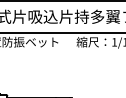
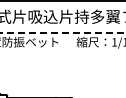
line: solid -> dashed (63, 32)
